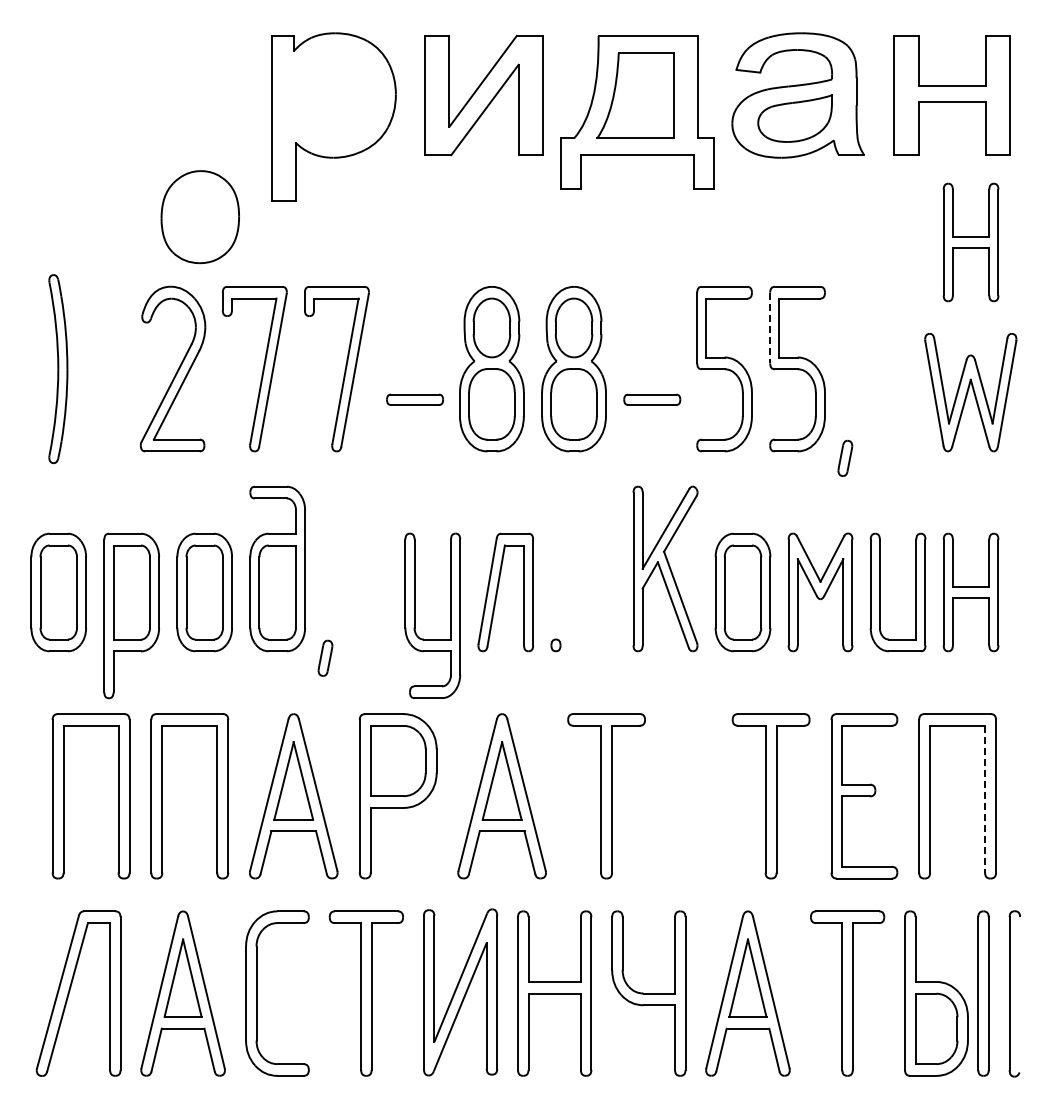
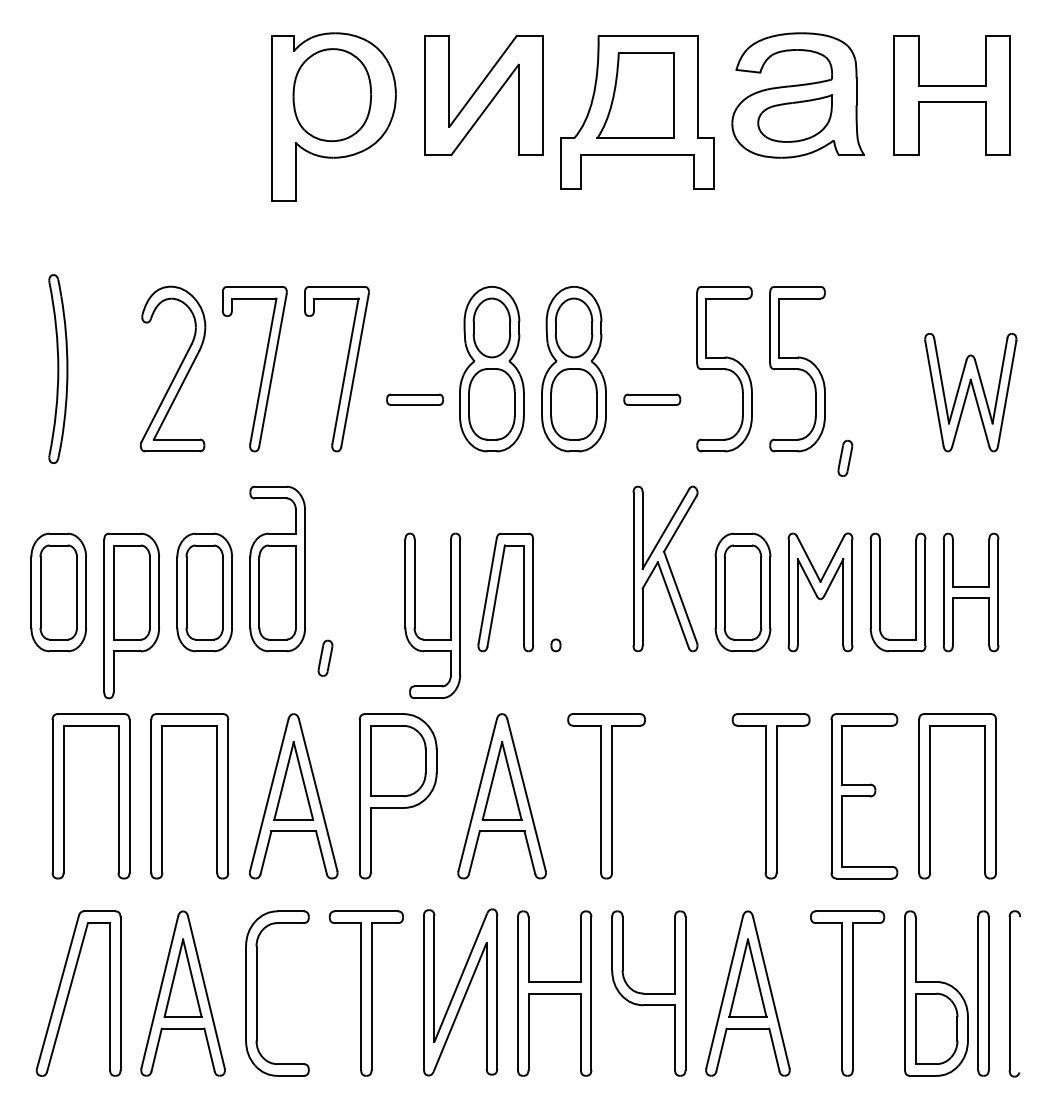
part position: (199, 217) -> (331, 95) (331, 95)
part: present -> none (970, 242)
line: dashed -> solid (770, 328)
line: dashed -> solid (985, 799)
